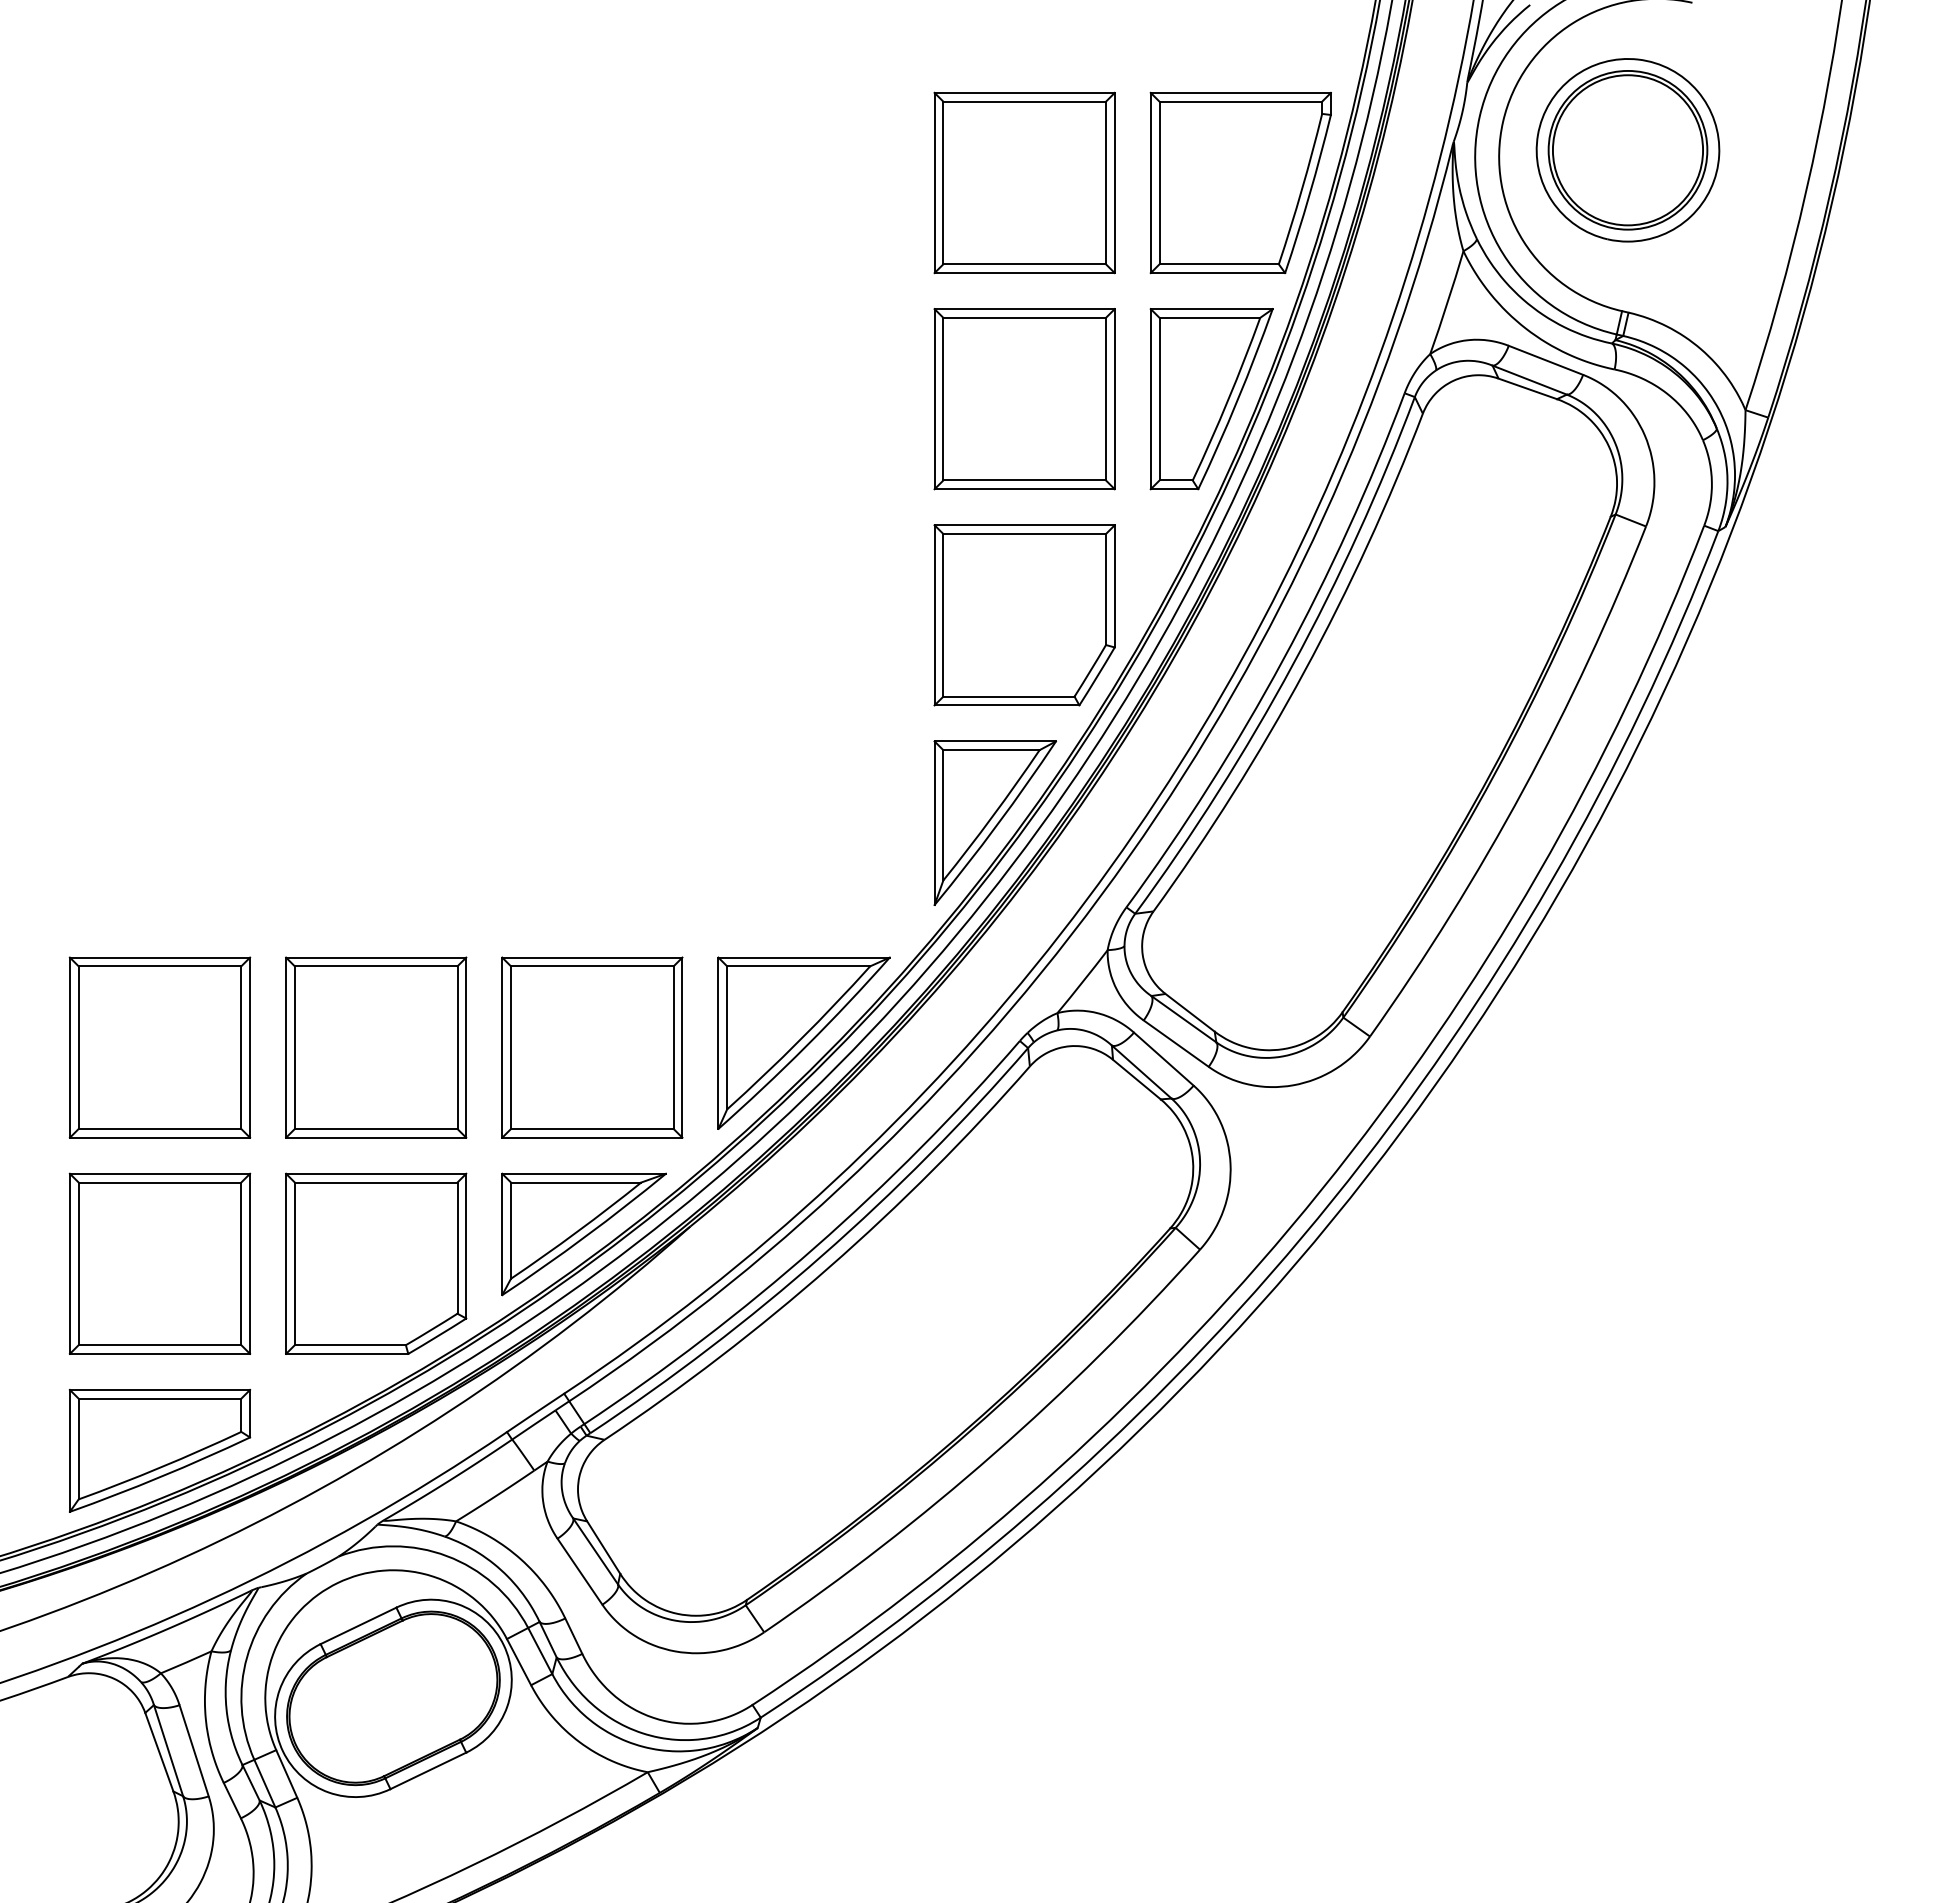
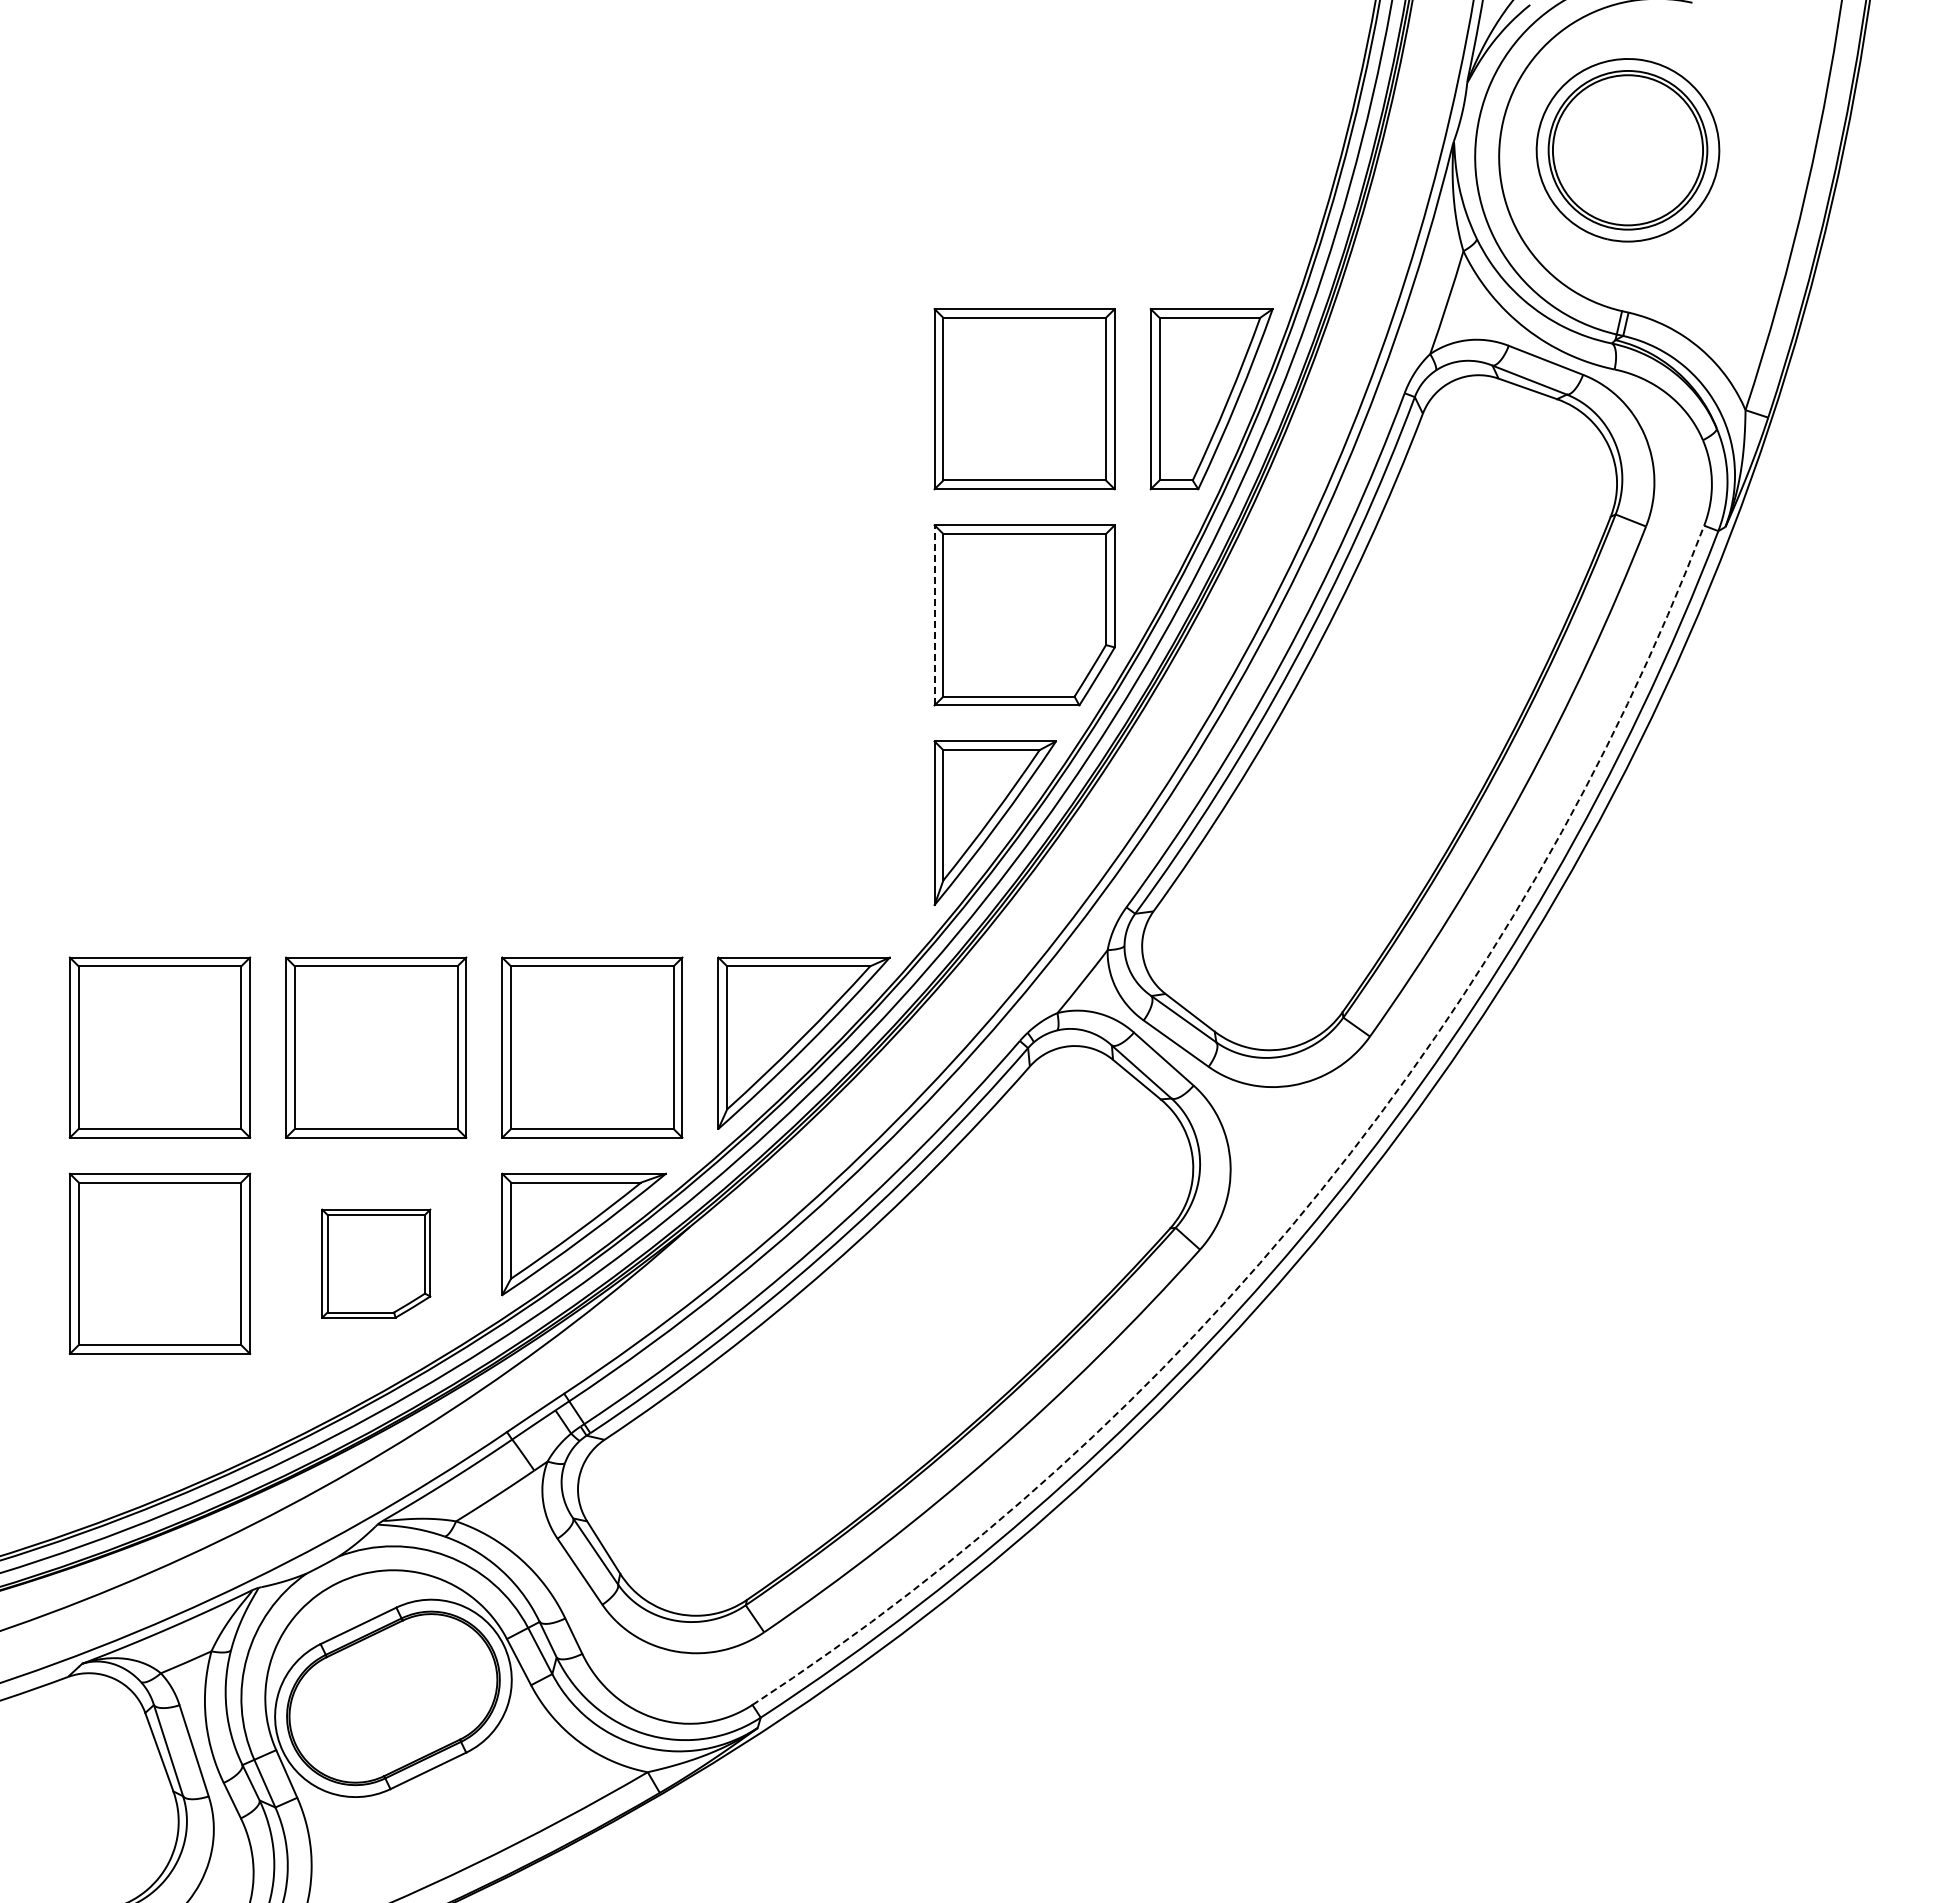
part: present -> none (1024, 182)
part: present -> none (1240, 182)
line: solid -> dashed (934, 614)
arc: solid -> dashed (1321, 1190)
part size: 183x183 px -> 111x111 px (376, 1263)
part: present -> none (160, 1450)
